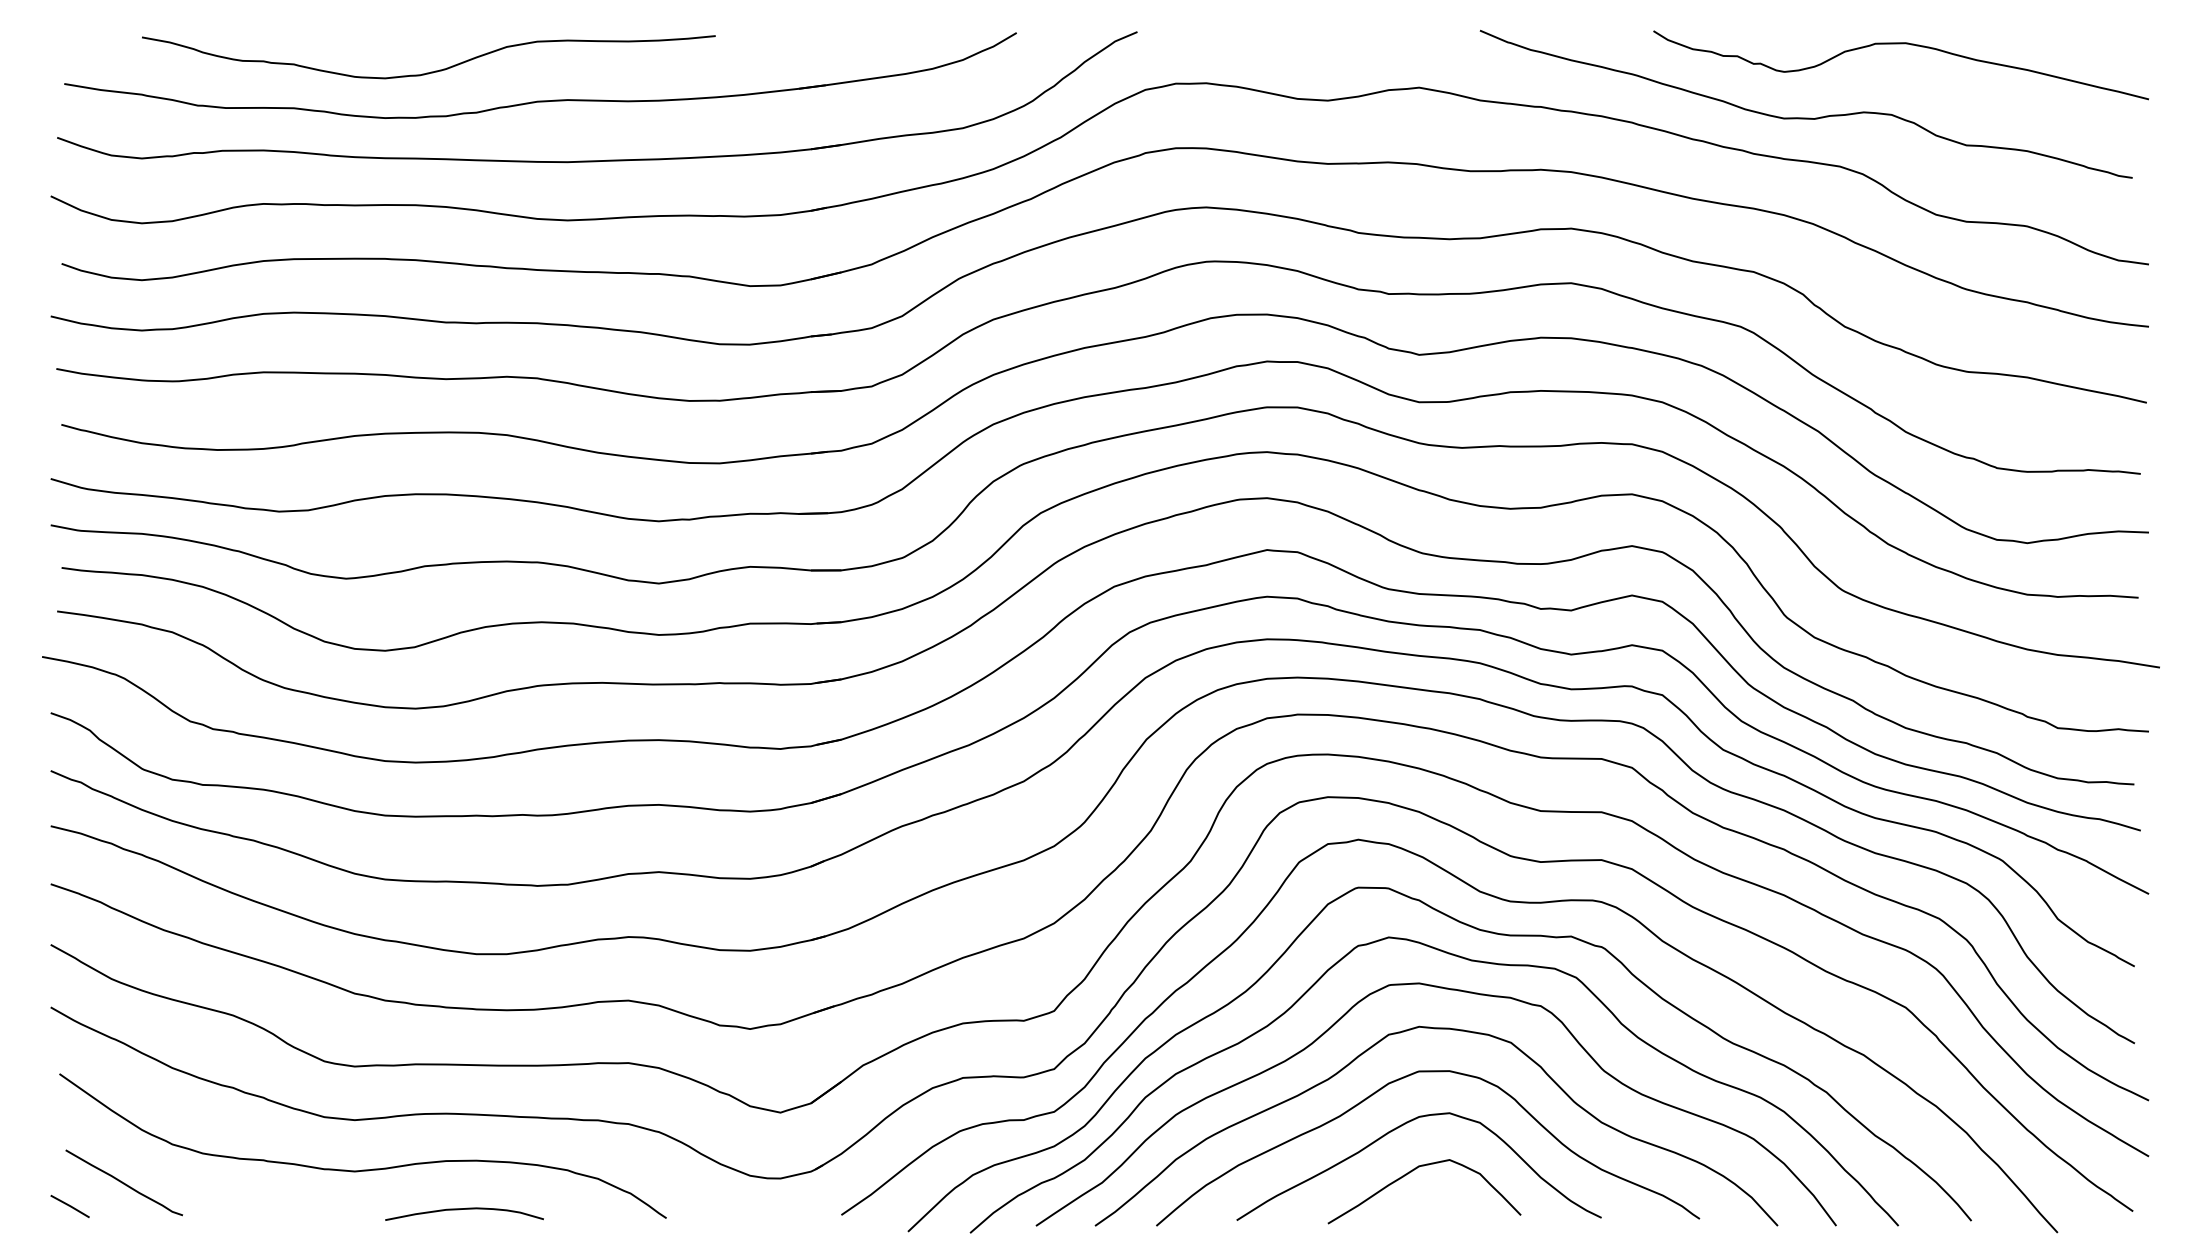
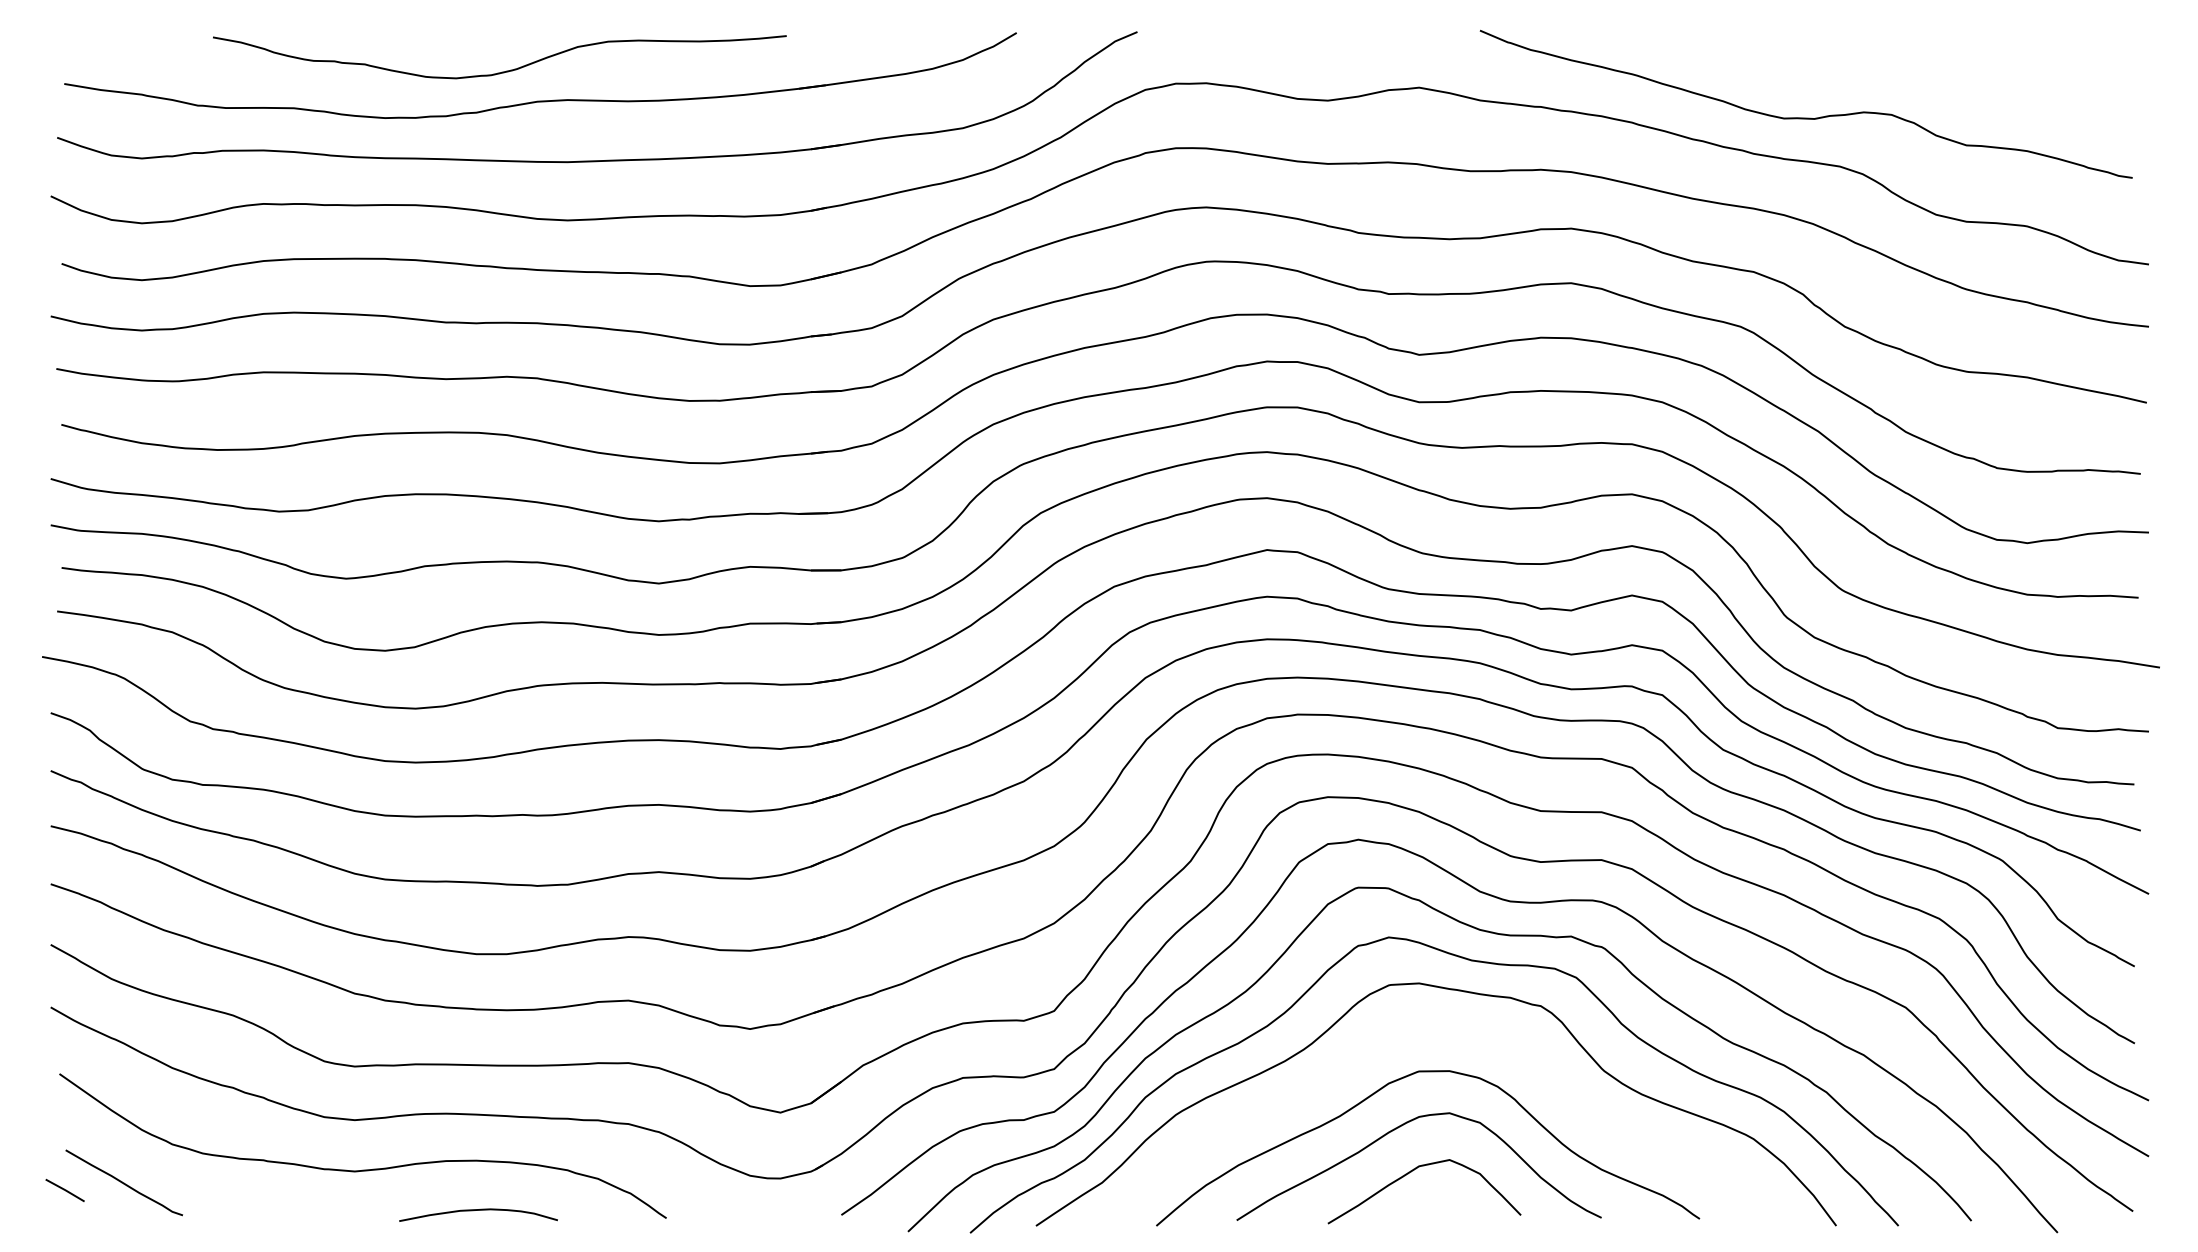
curve: present -> none (1900, 44)
curve position: (431, 71) -> (502, 71) (502, 71)
curve: present -> none (1436, 1029)
line position: (69, 1206) -> (64, 1190) (64, 1190)
curve position: (464, 1209) -> (478, 1210) (478, 1210)
